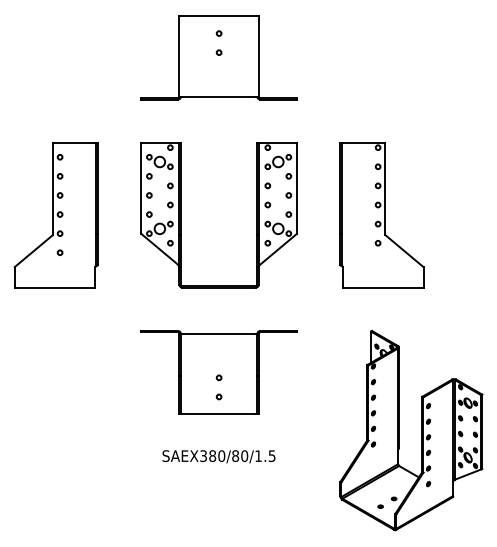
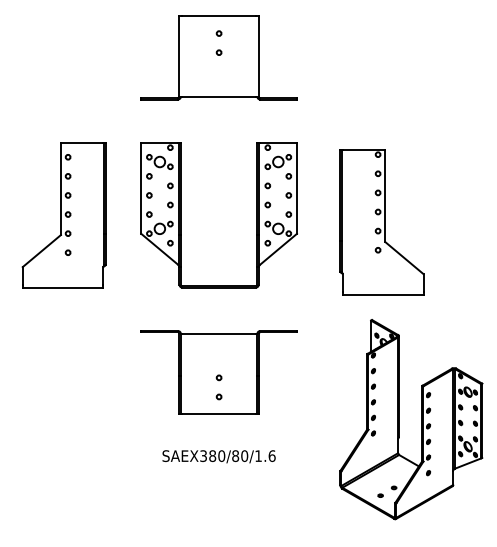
part position: (55, 215) -> (63, 215) (63, 215)
part position: (381, 215) -> (381, 222) (381, 222)
part position: (421, 430) -> (421, 419) (421, 419)
text: SAEX380/80/1.5 -> SAEX380/80/1.6 (271, 455)
